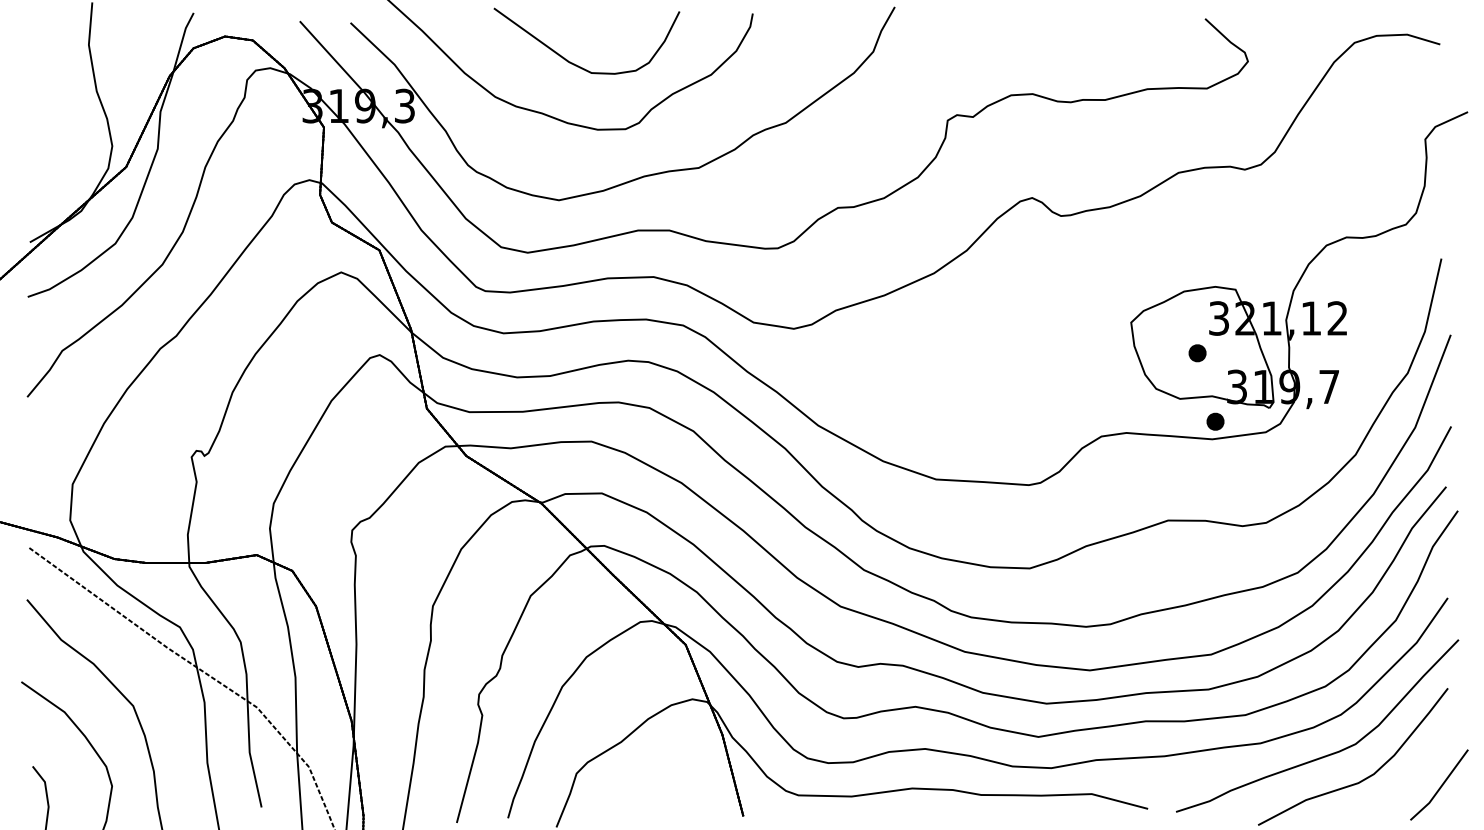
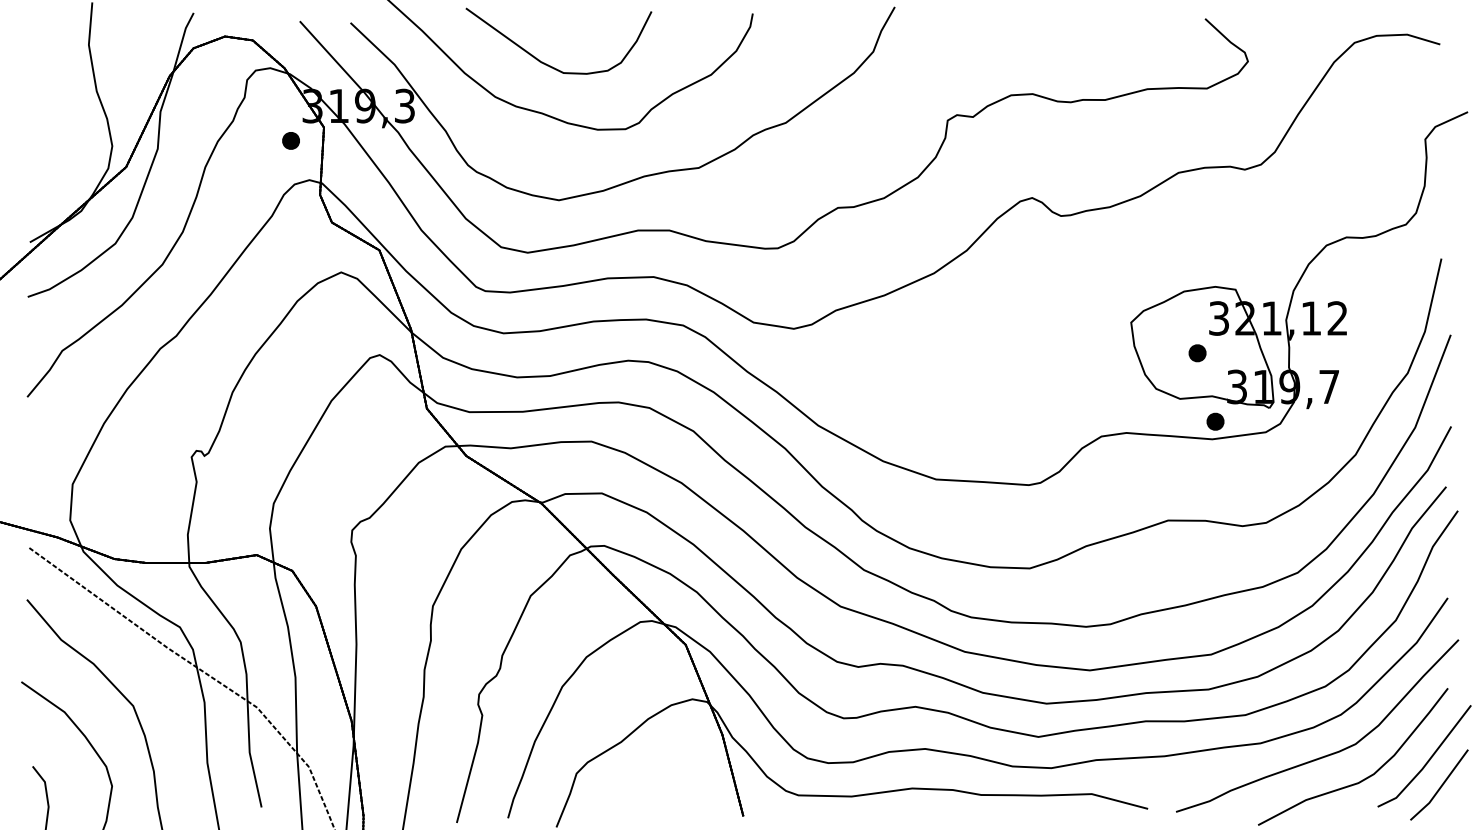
curve position: (574, 63) -> (546, 63) (546, 63)
part: none -> present (290, 140)
line: none -> present (1428, 759)
